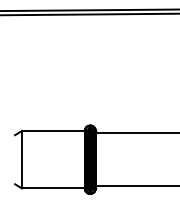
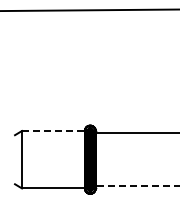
line: present -> none (89, 14)
line: solid -> dashed (53, 131)
line: solid -> dashed (132, 185)
